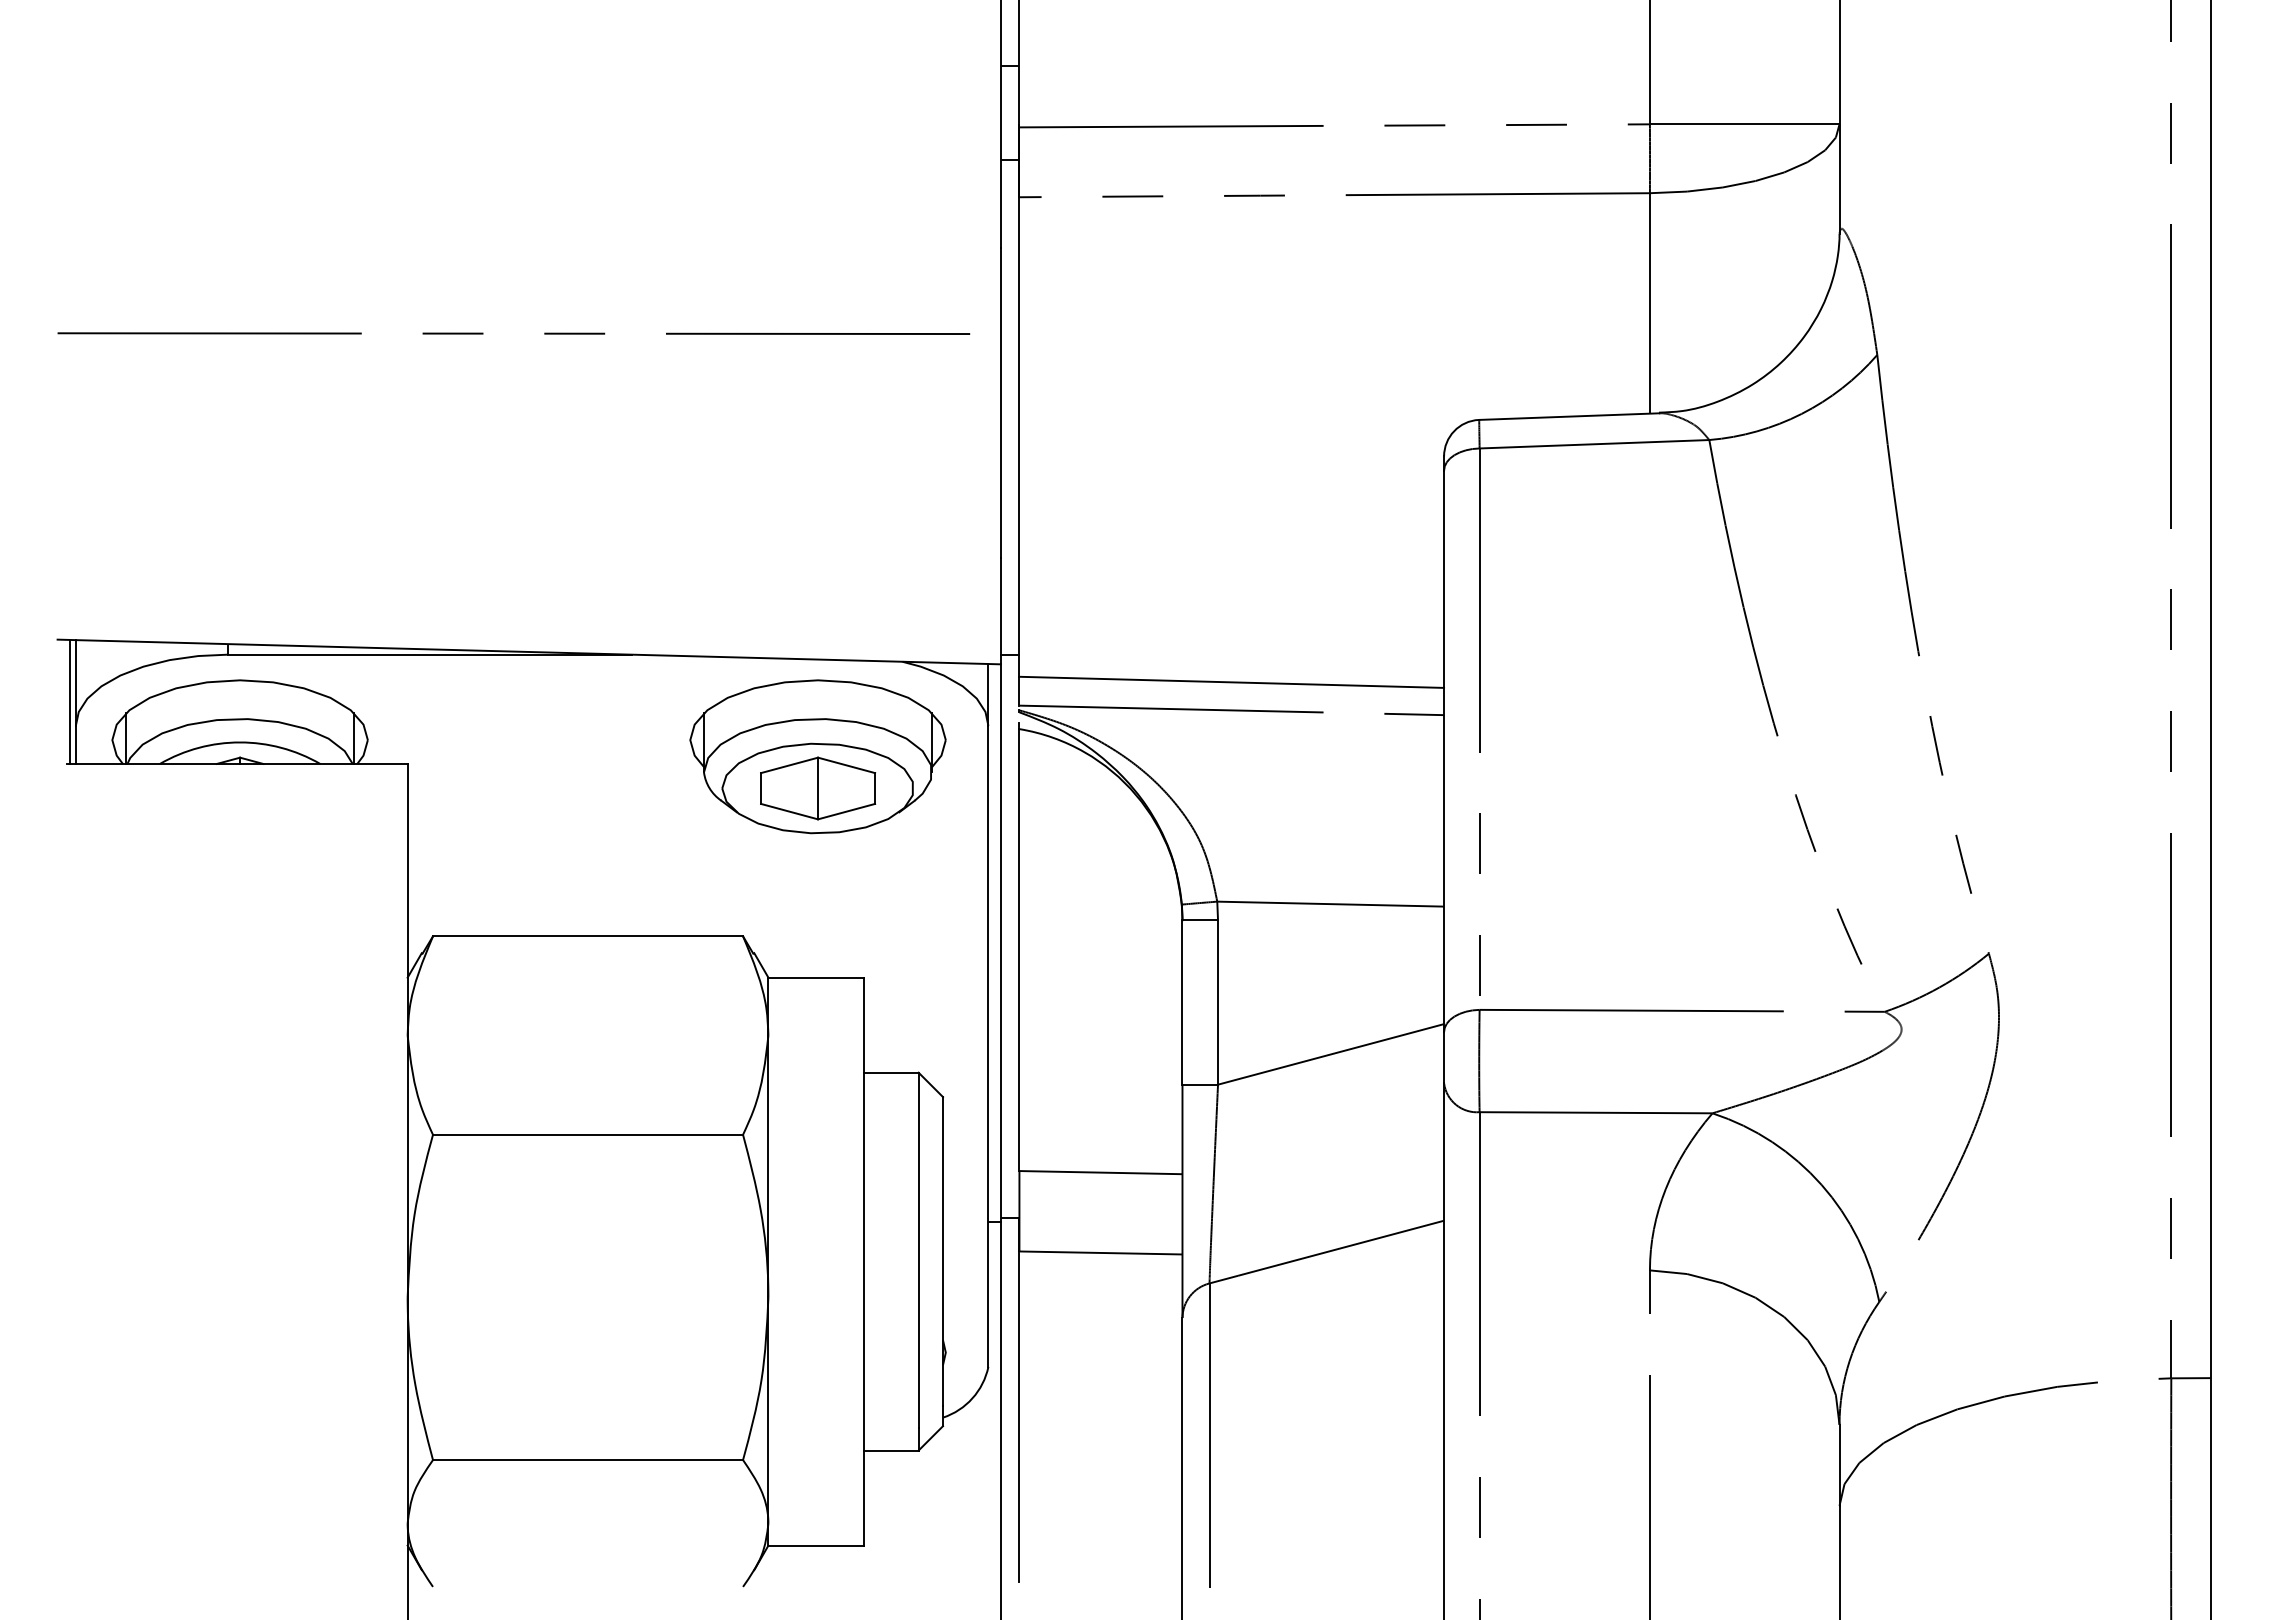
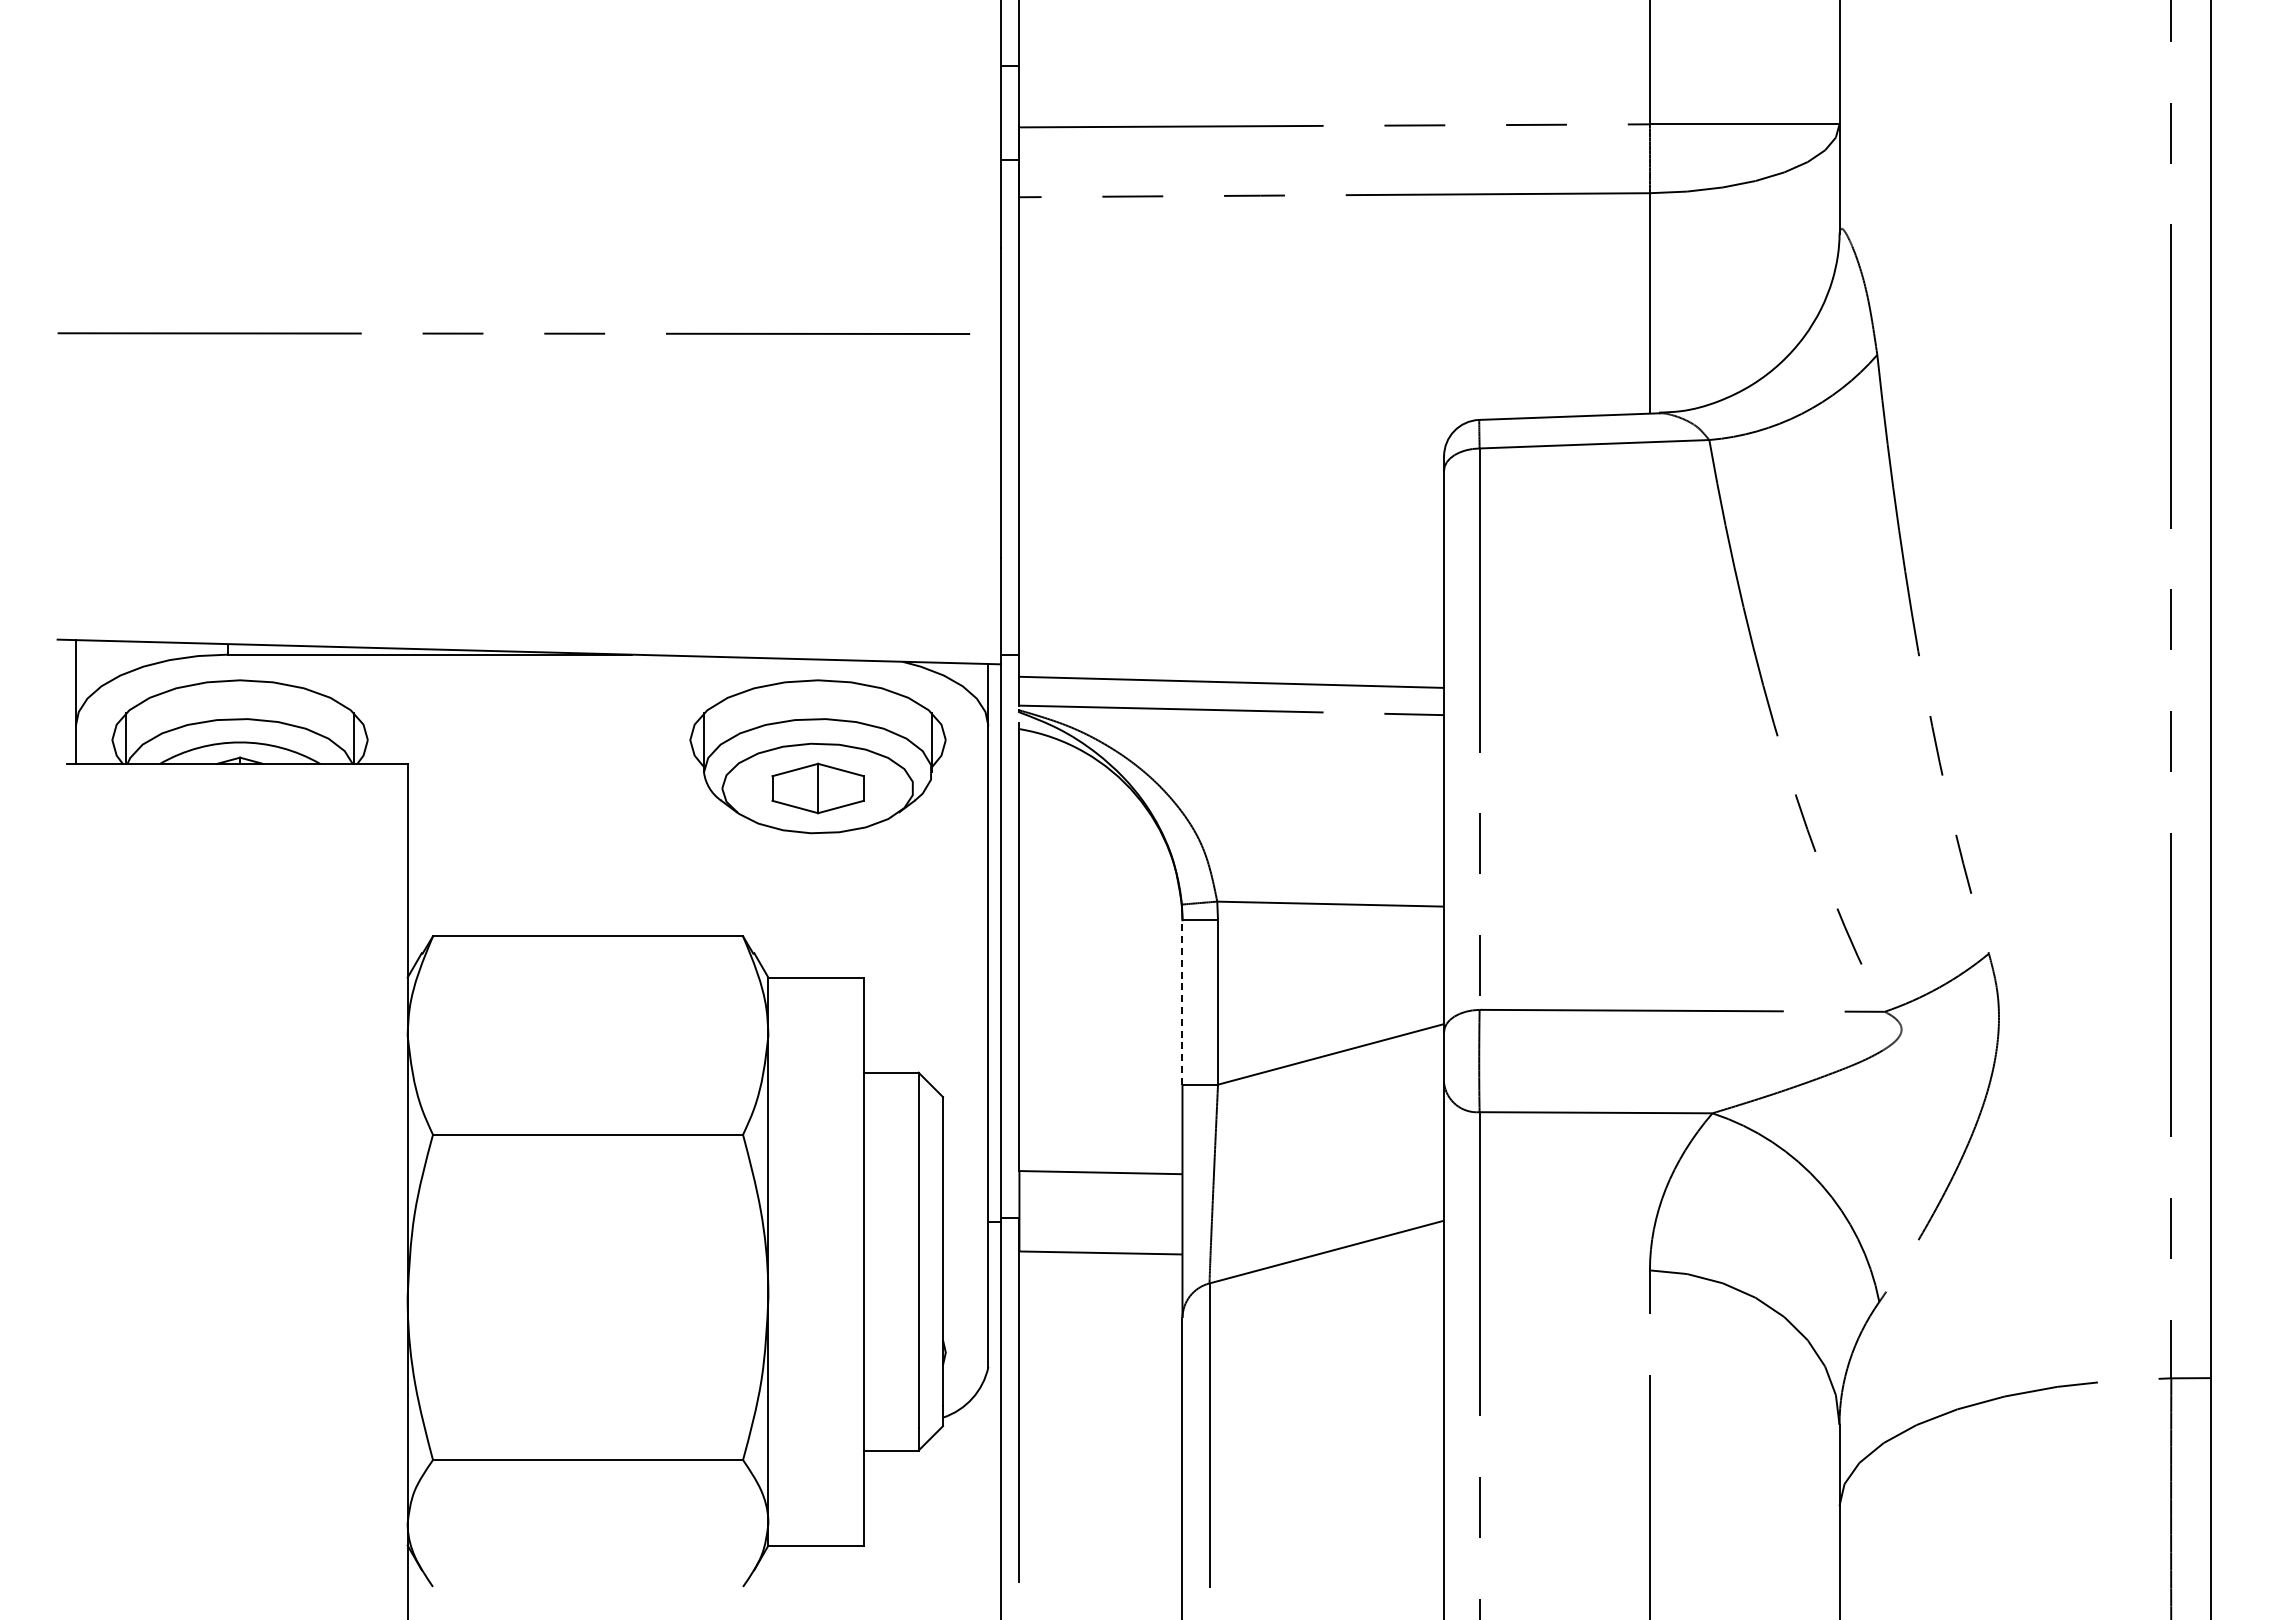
line: present -> none (69, 701)
part size: 117x65 px -> 94x53 px (817, 788)
line: solid -> dashed (1182, 1001)
